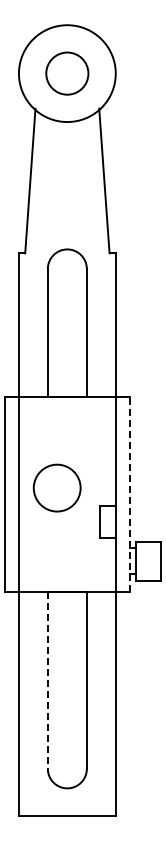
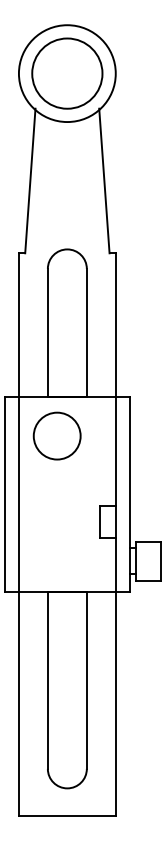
circle diameter: 42 px -> 70 px (67, 73)
circle position: (56, 487) -> (56, 435) (56, 435)
line: dashed -> solid (129, 494)
line: dashed -> solid (47, 681)
